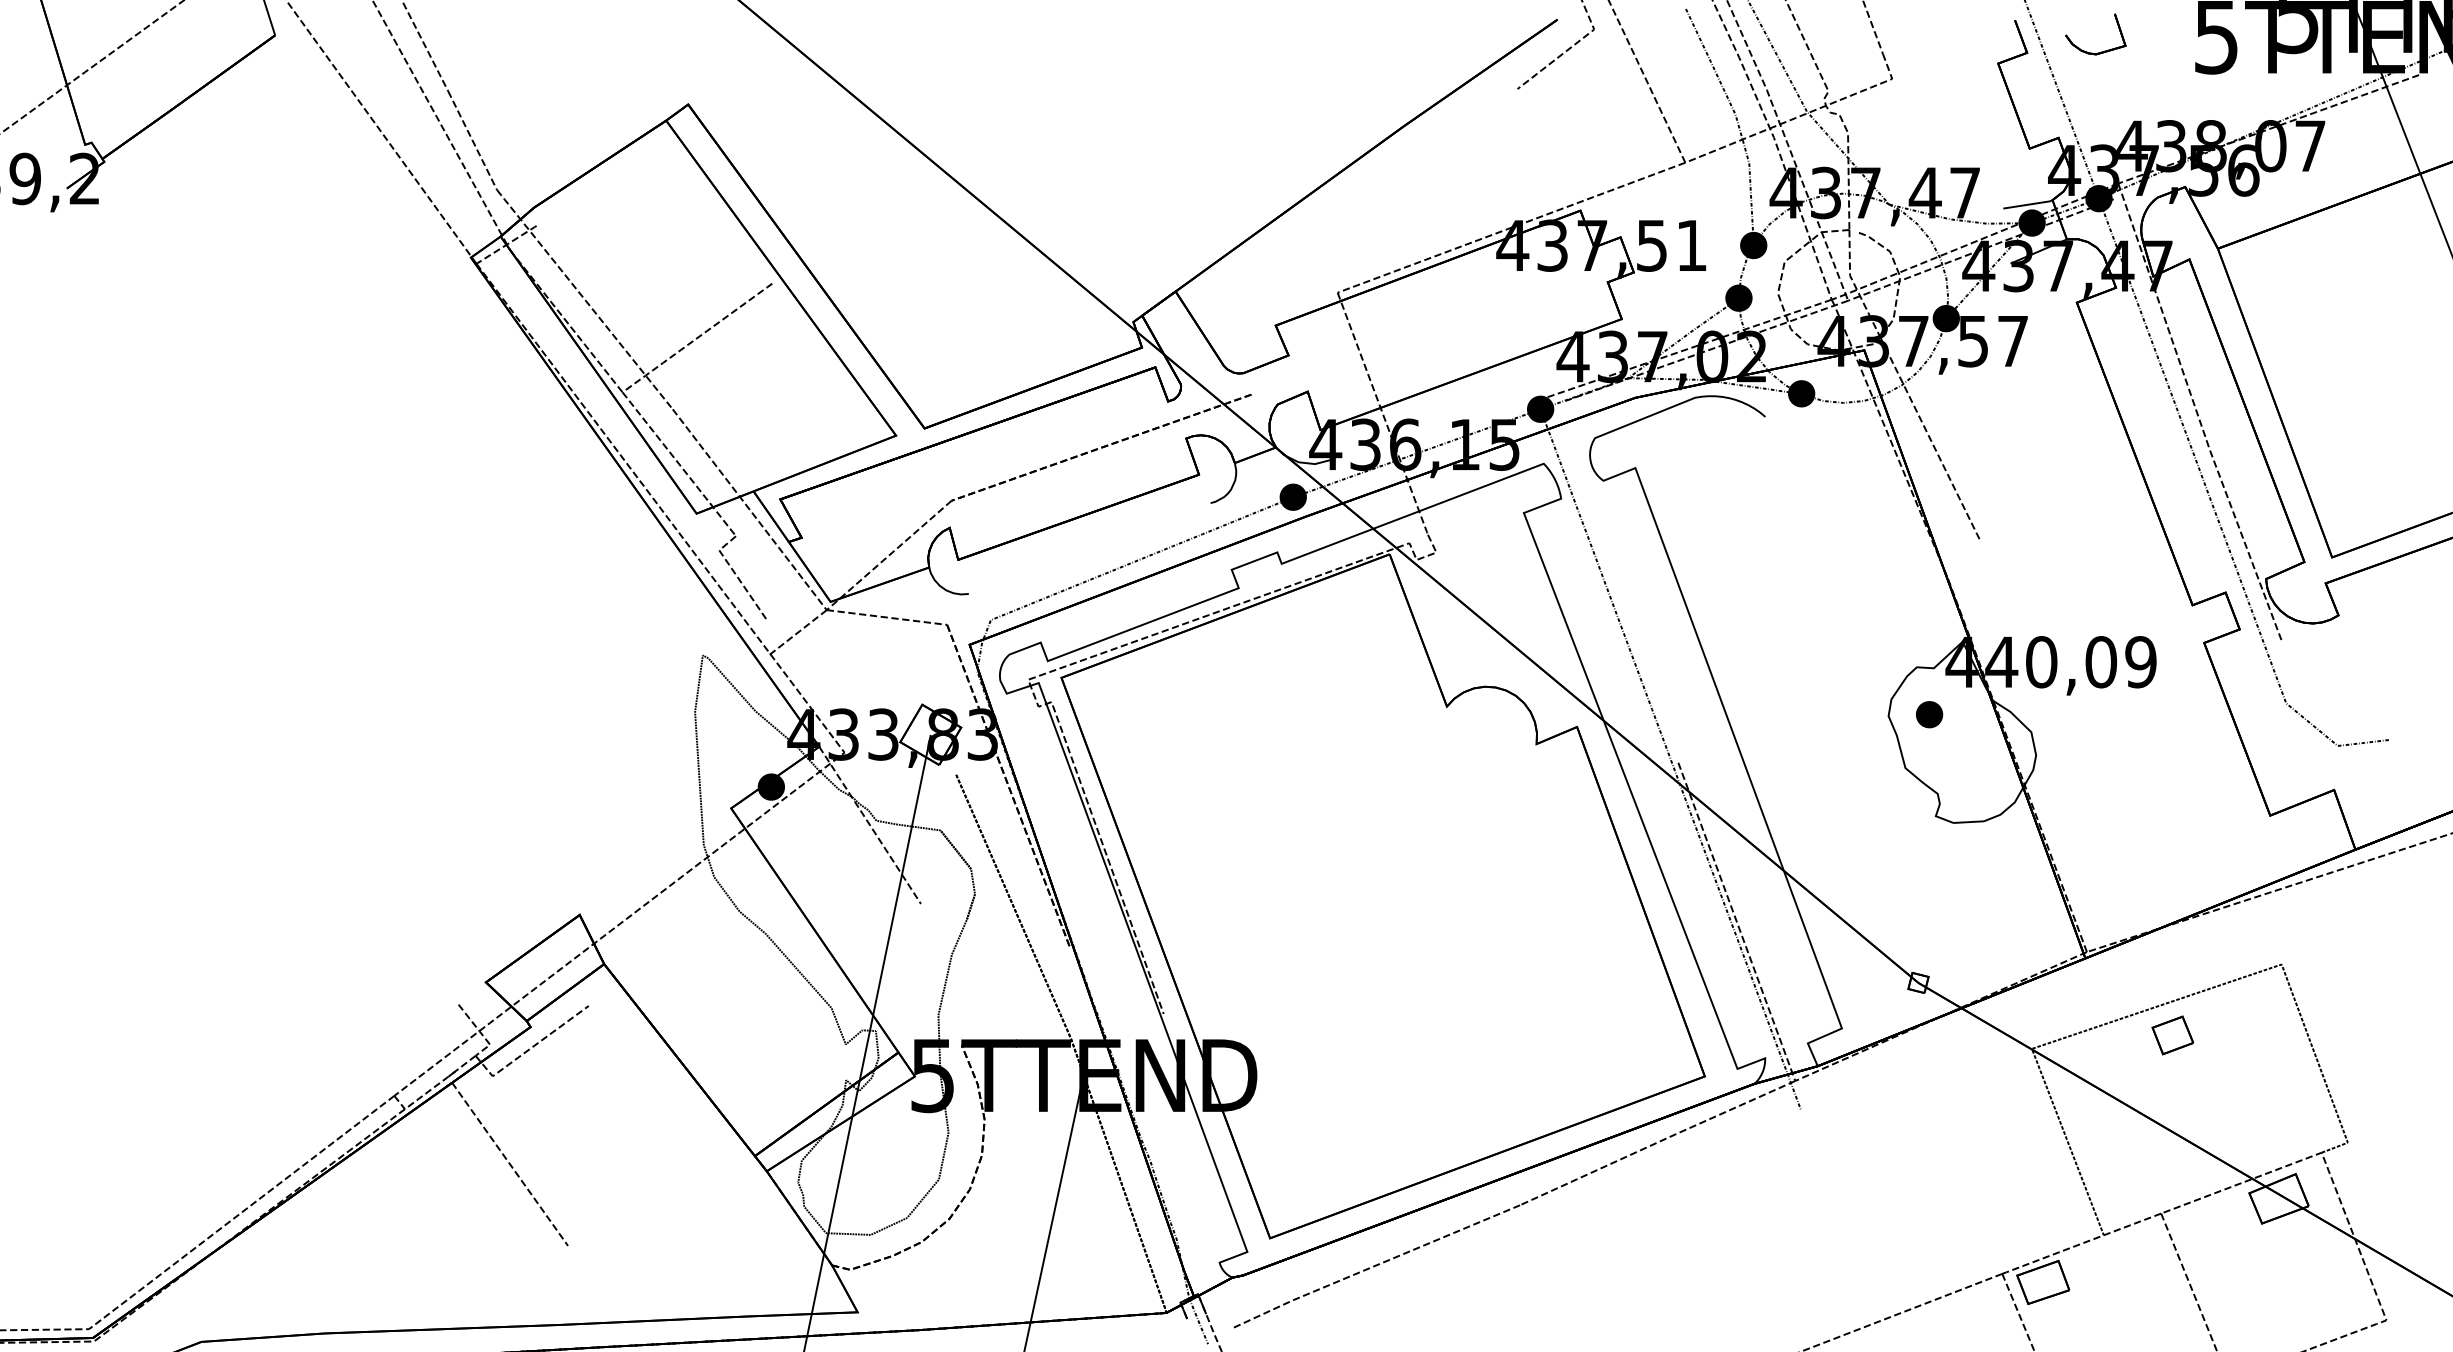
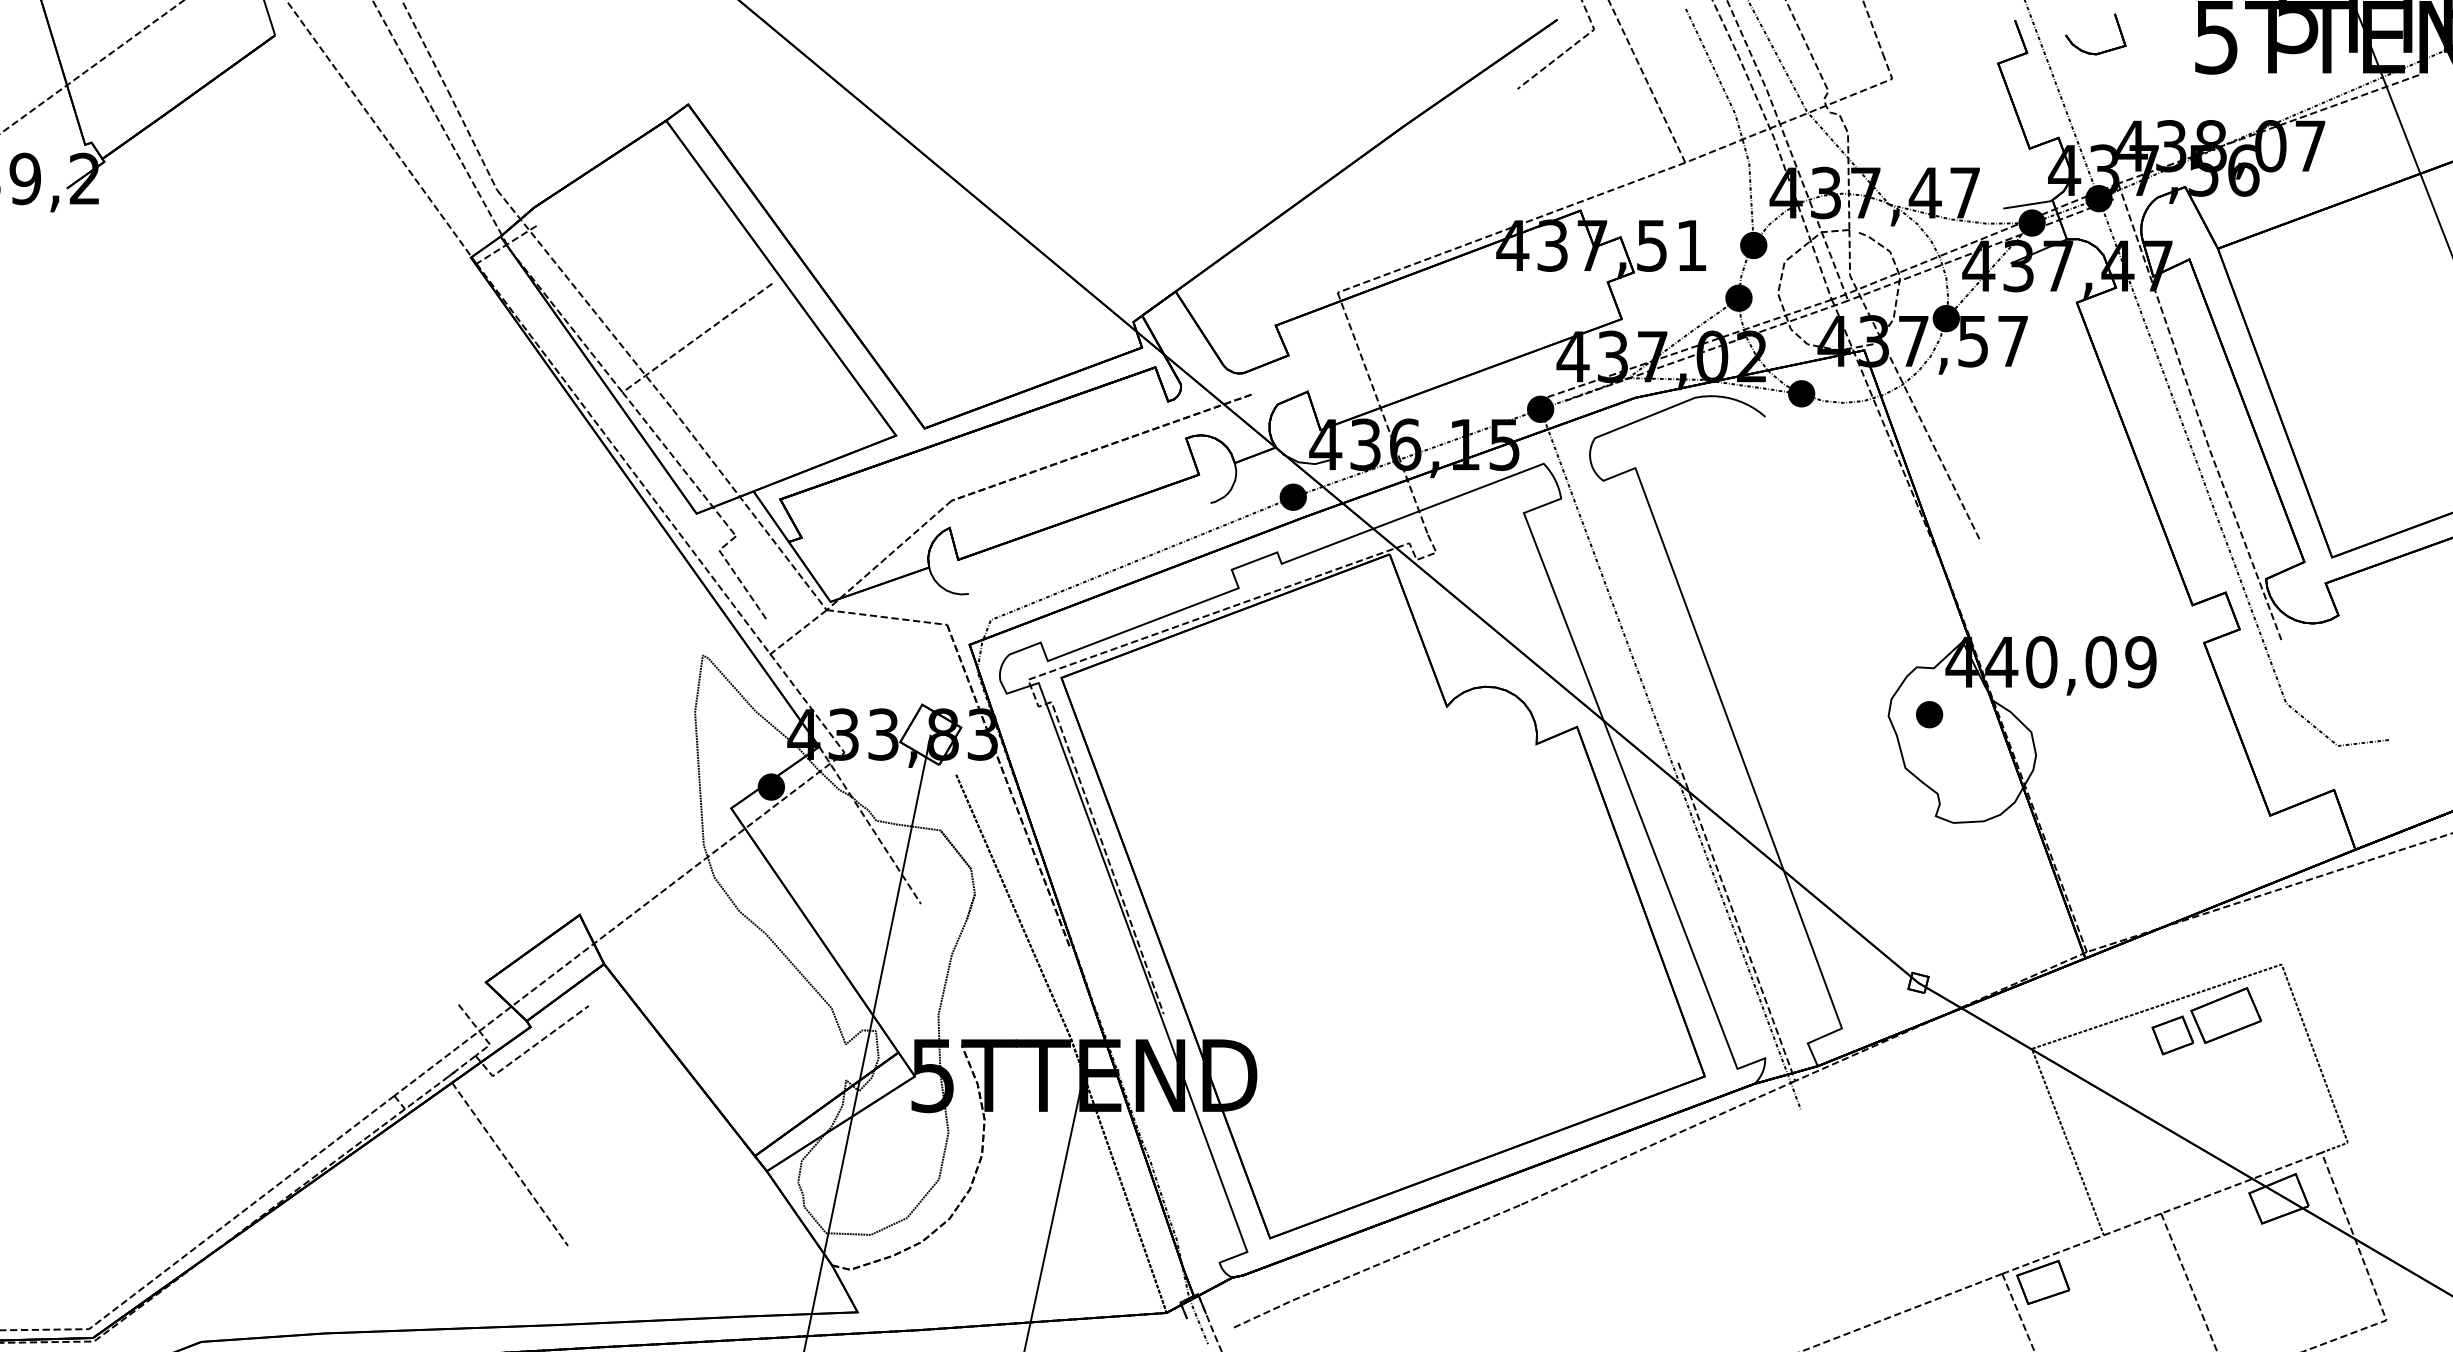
part: none -> present (2225, 1015)
